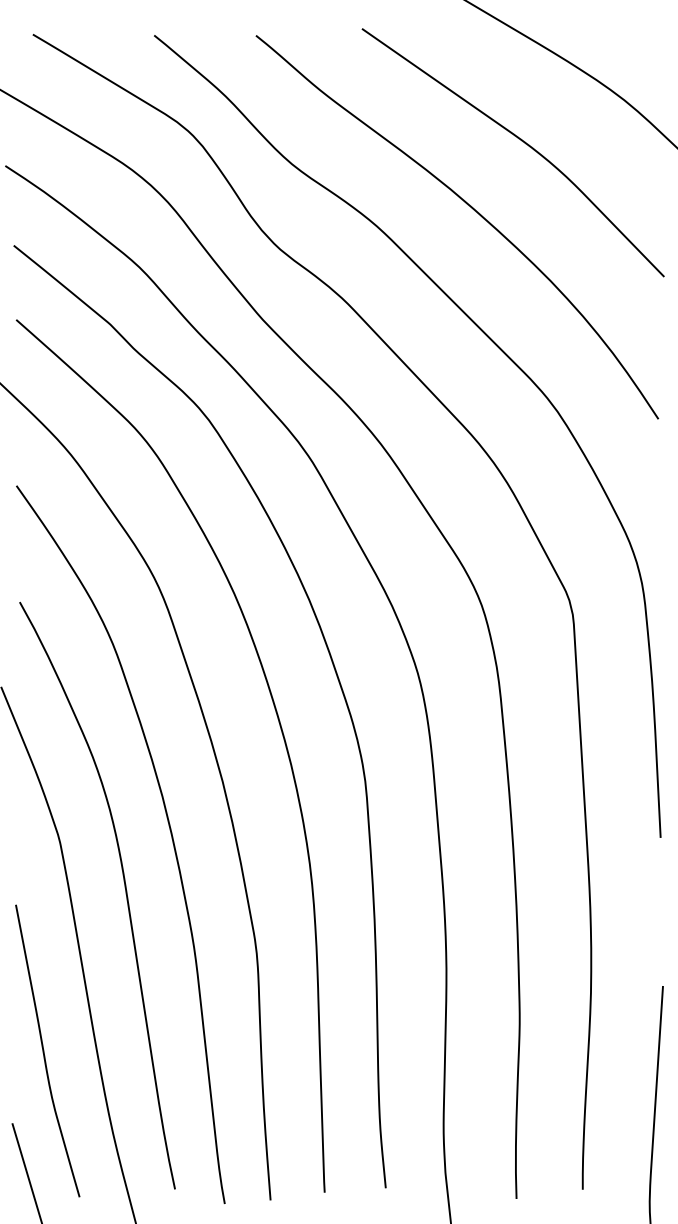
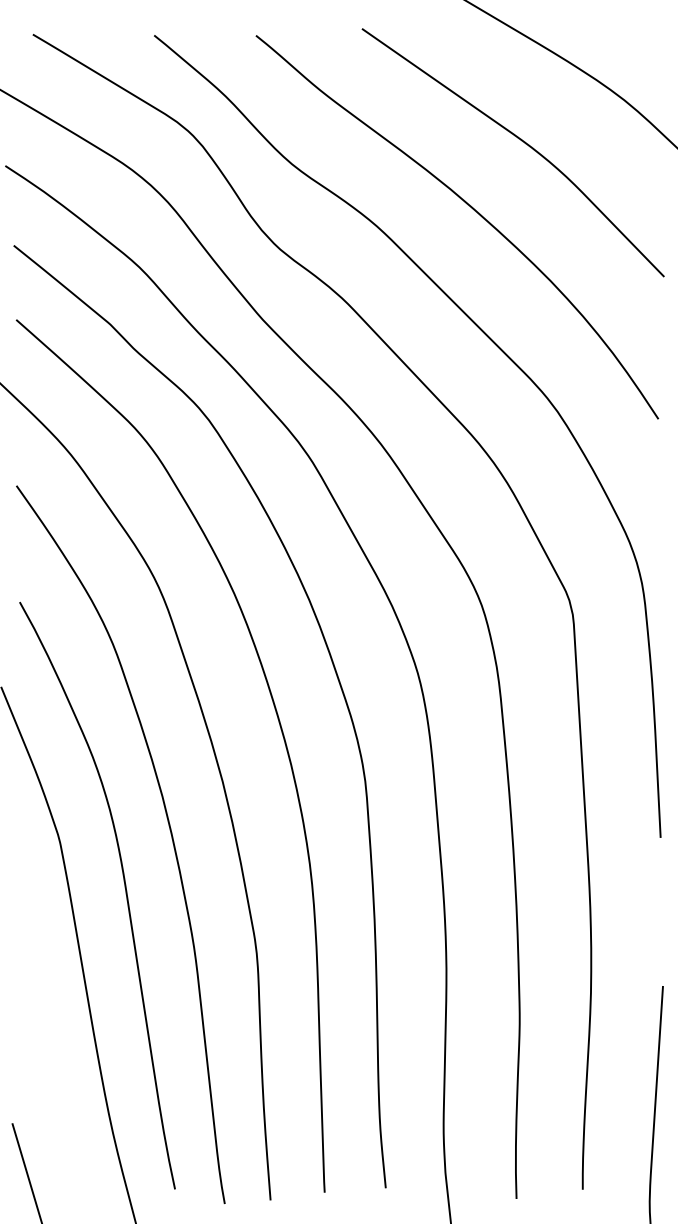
curve: present -> none (44, 1050)
